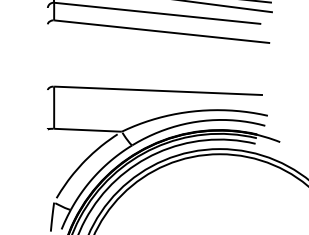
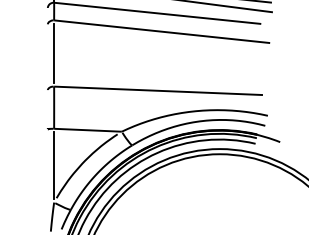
line: none -> present (54, 53)
line: none -> present (54, 165)
